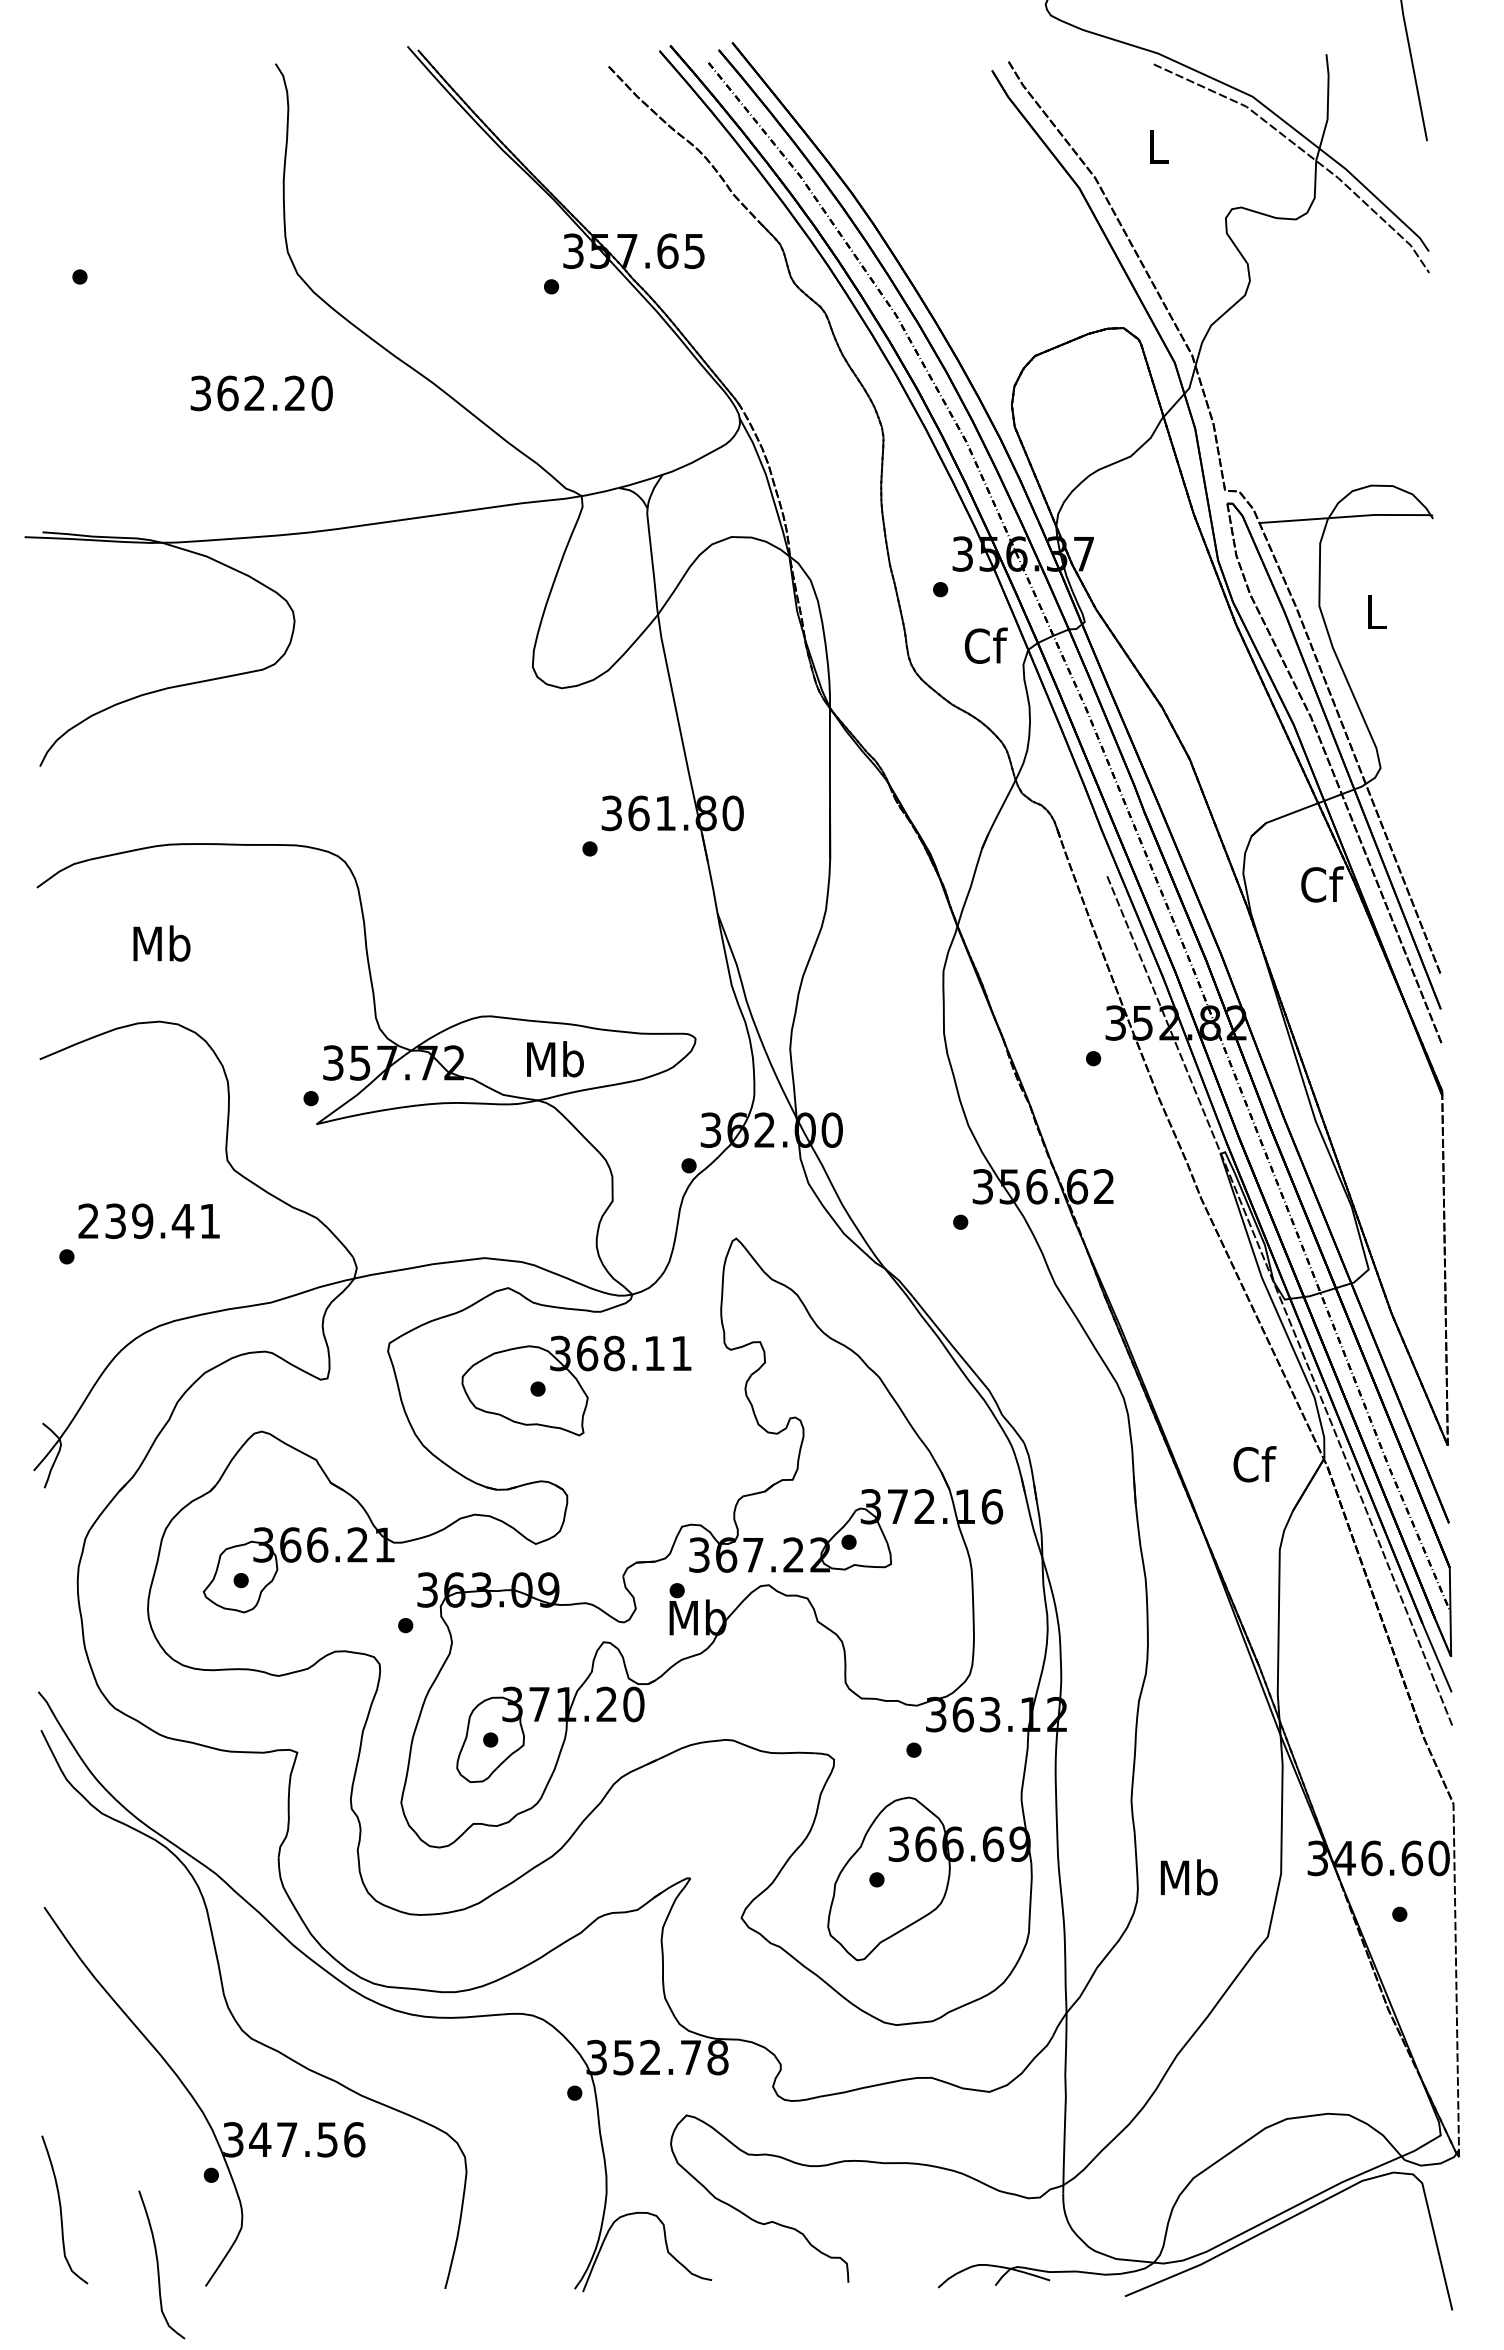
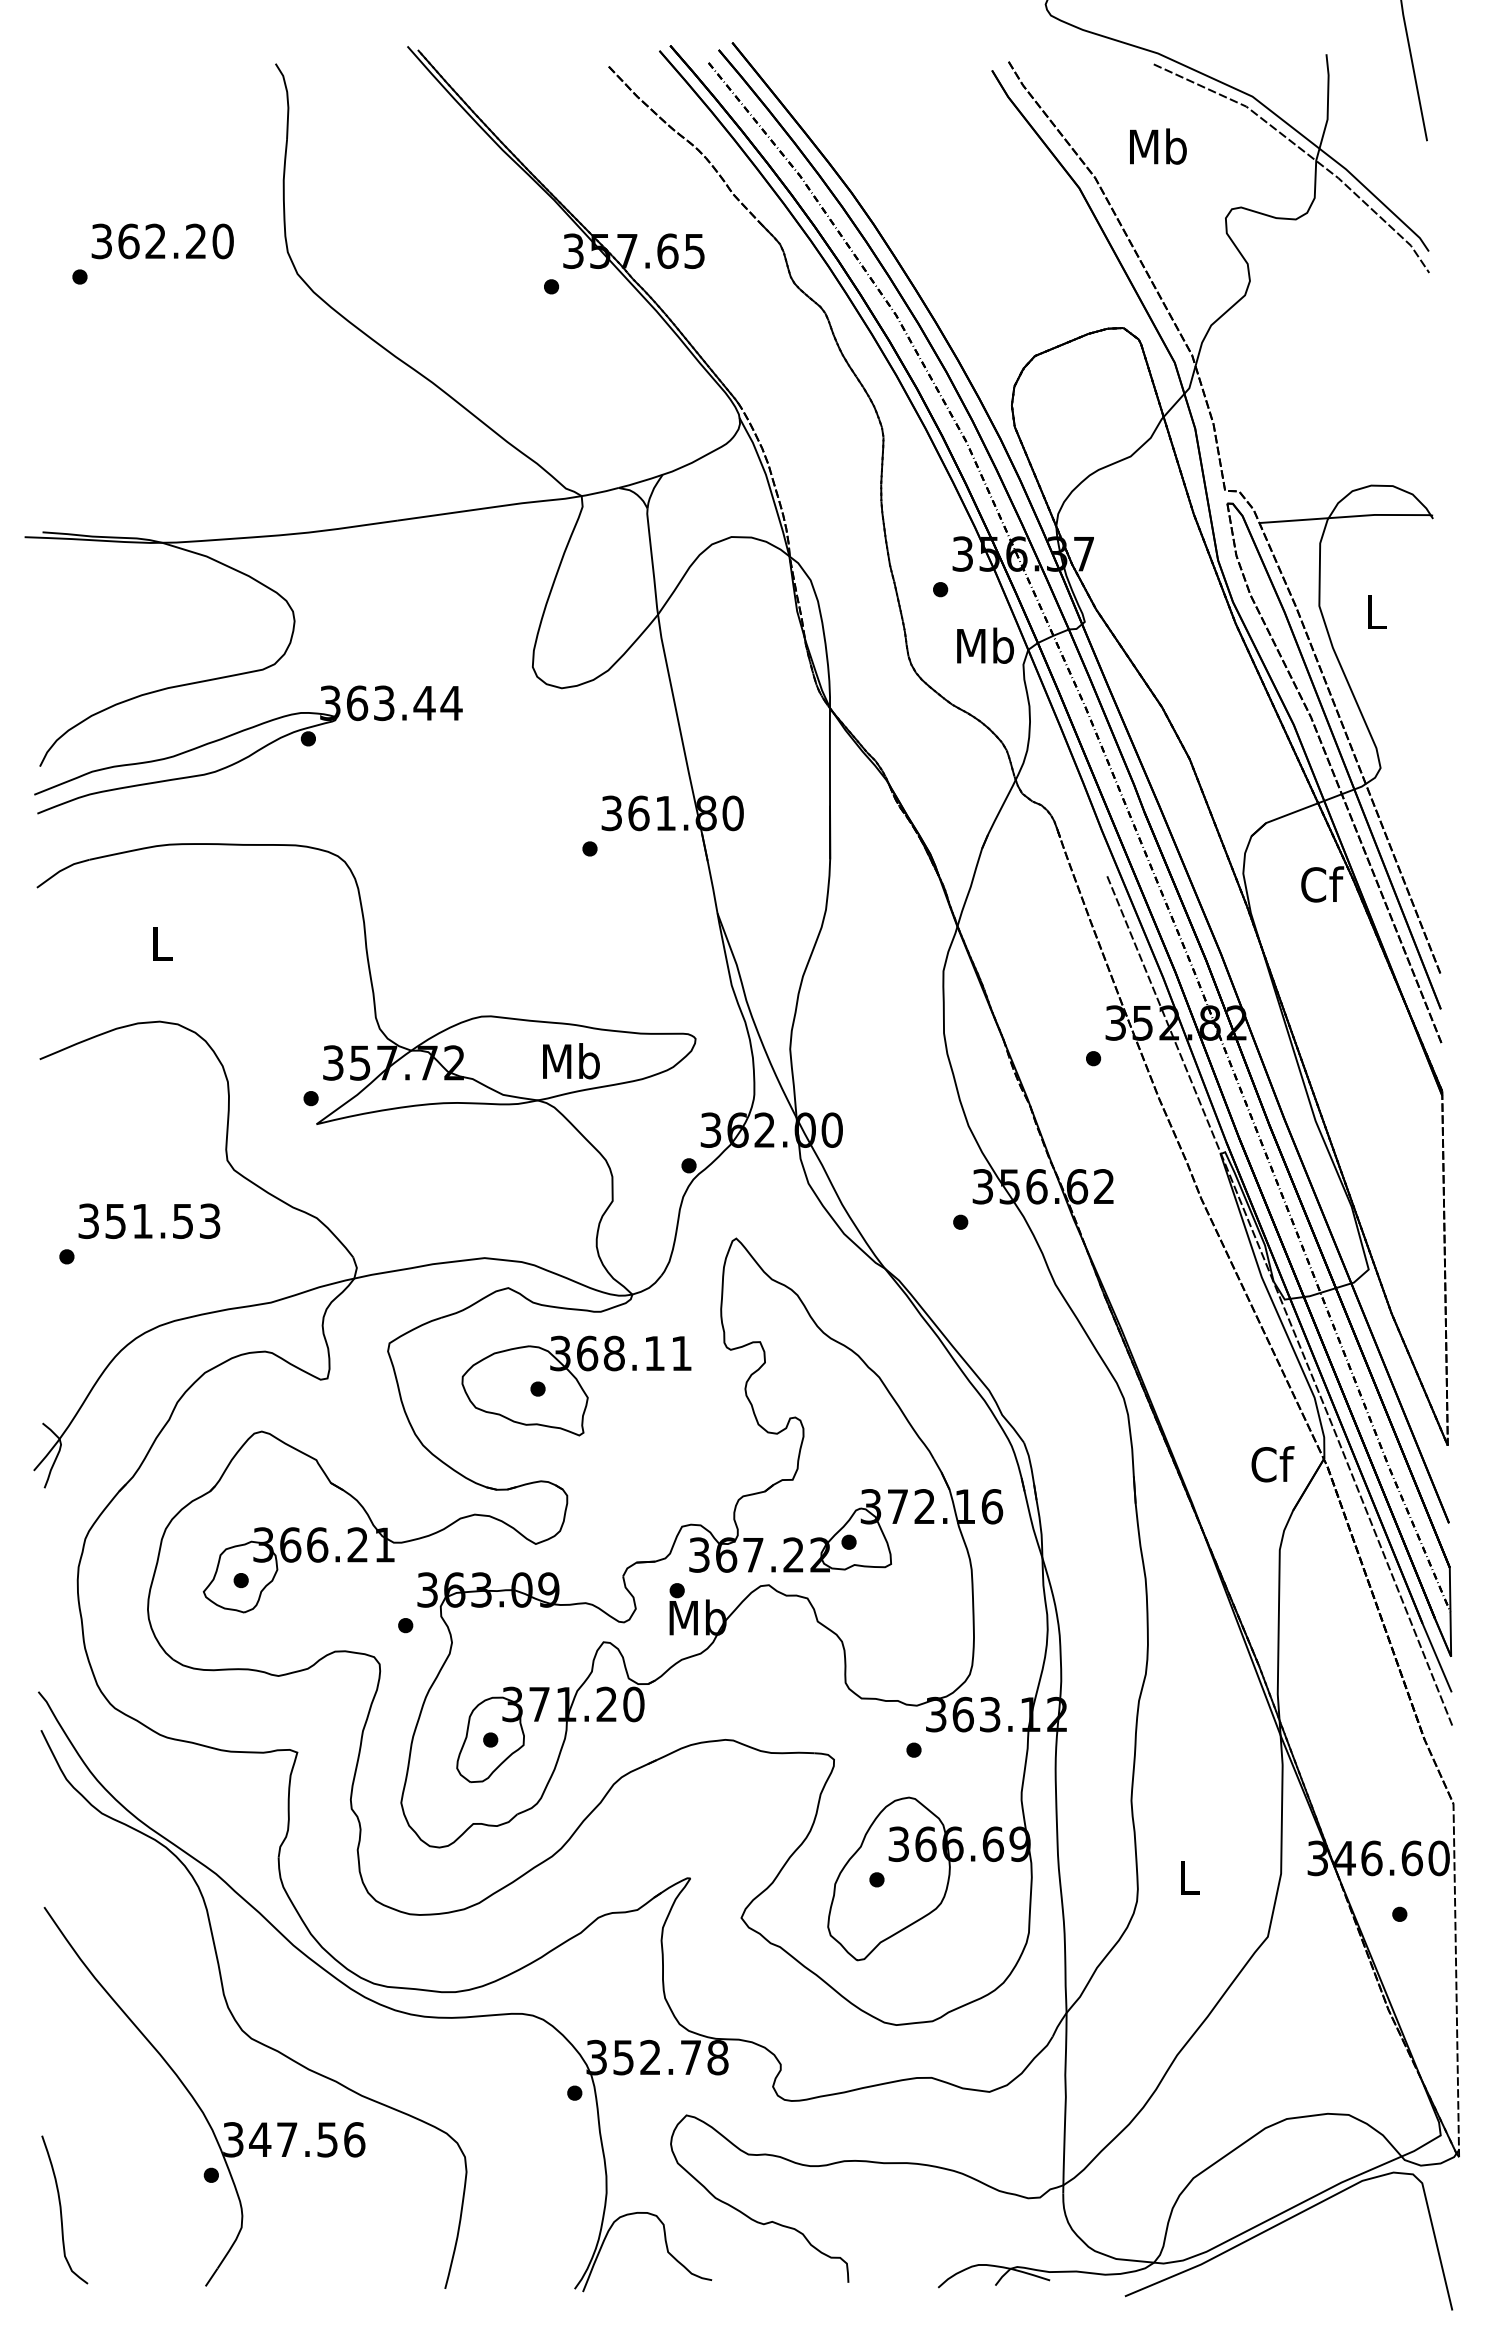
text: L -> Mb (1158, 146)
text position: (261, 393) -> (162, 241) (162, 241)
text: Cf -> Mb (985, 645)
part: none -> present (248, 749)
text: Mb -> L (161, 943)
text position: (555, 1059) -> (571, 1061) (571, 1061)
text: 239.41 -> 351.53 (149, 1221)
text position: (1254, 1464) -> (1272, 1464) (1272, 1464)
text: Mb -> L (1188, 1877)
curve: present -> none (158, 2264)
